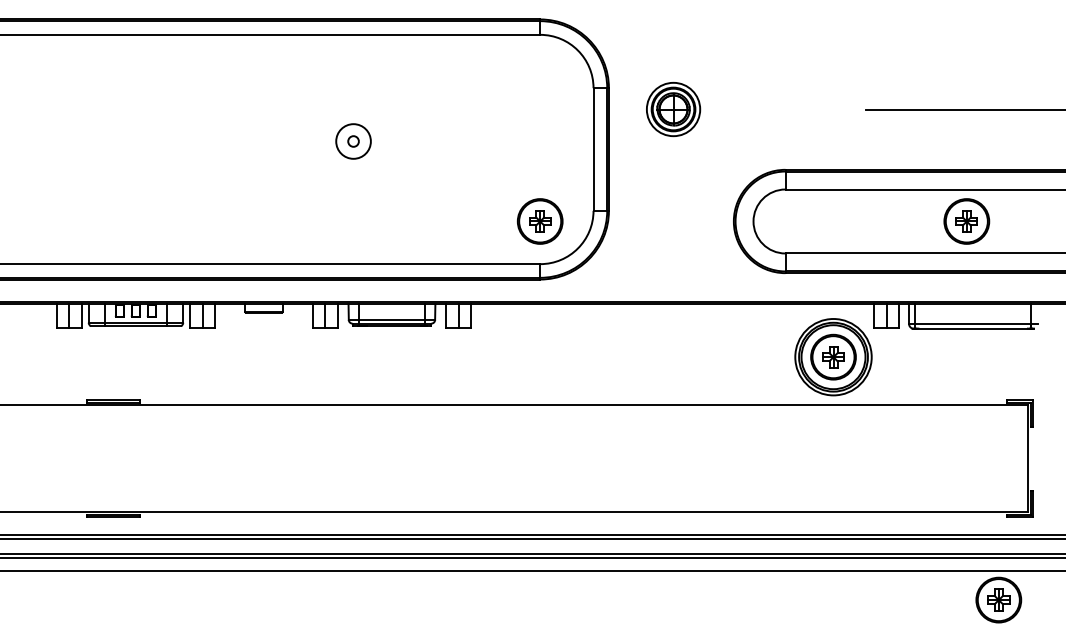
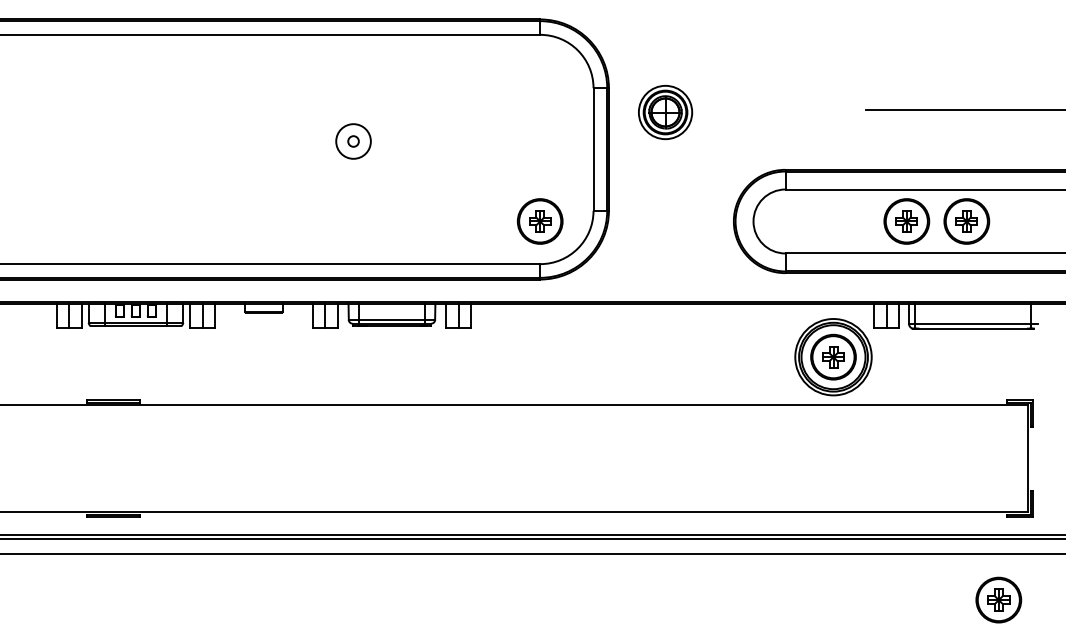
part position: (673, 109) -> (665, 112) (665, 112)
part: none -> present (906, 221)
line: present -> none (532, 558)
line: present -> none (532, 570)
